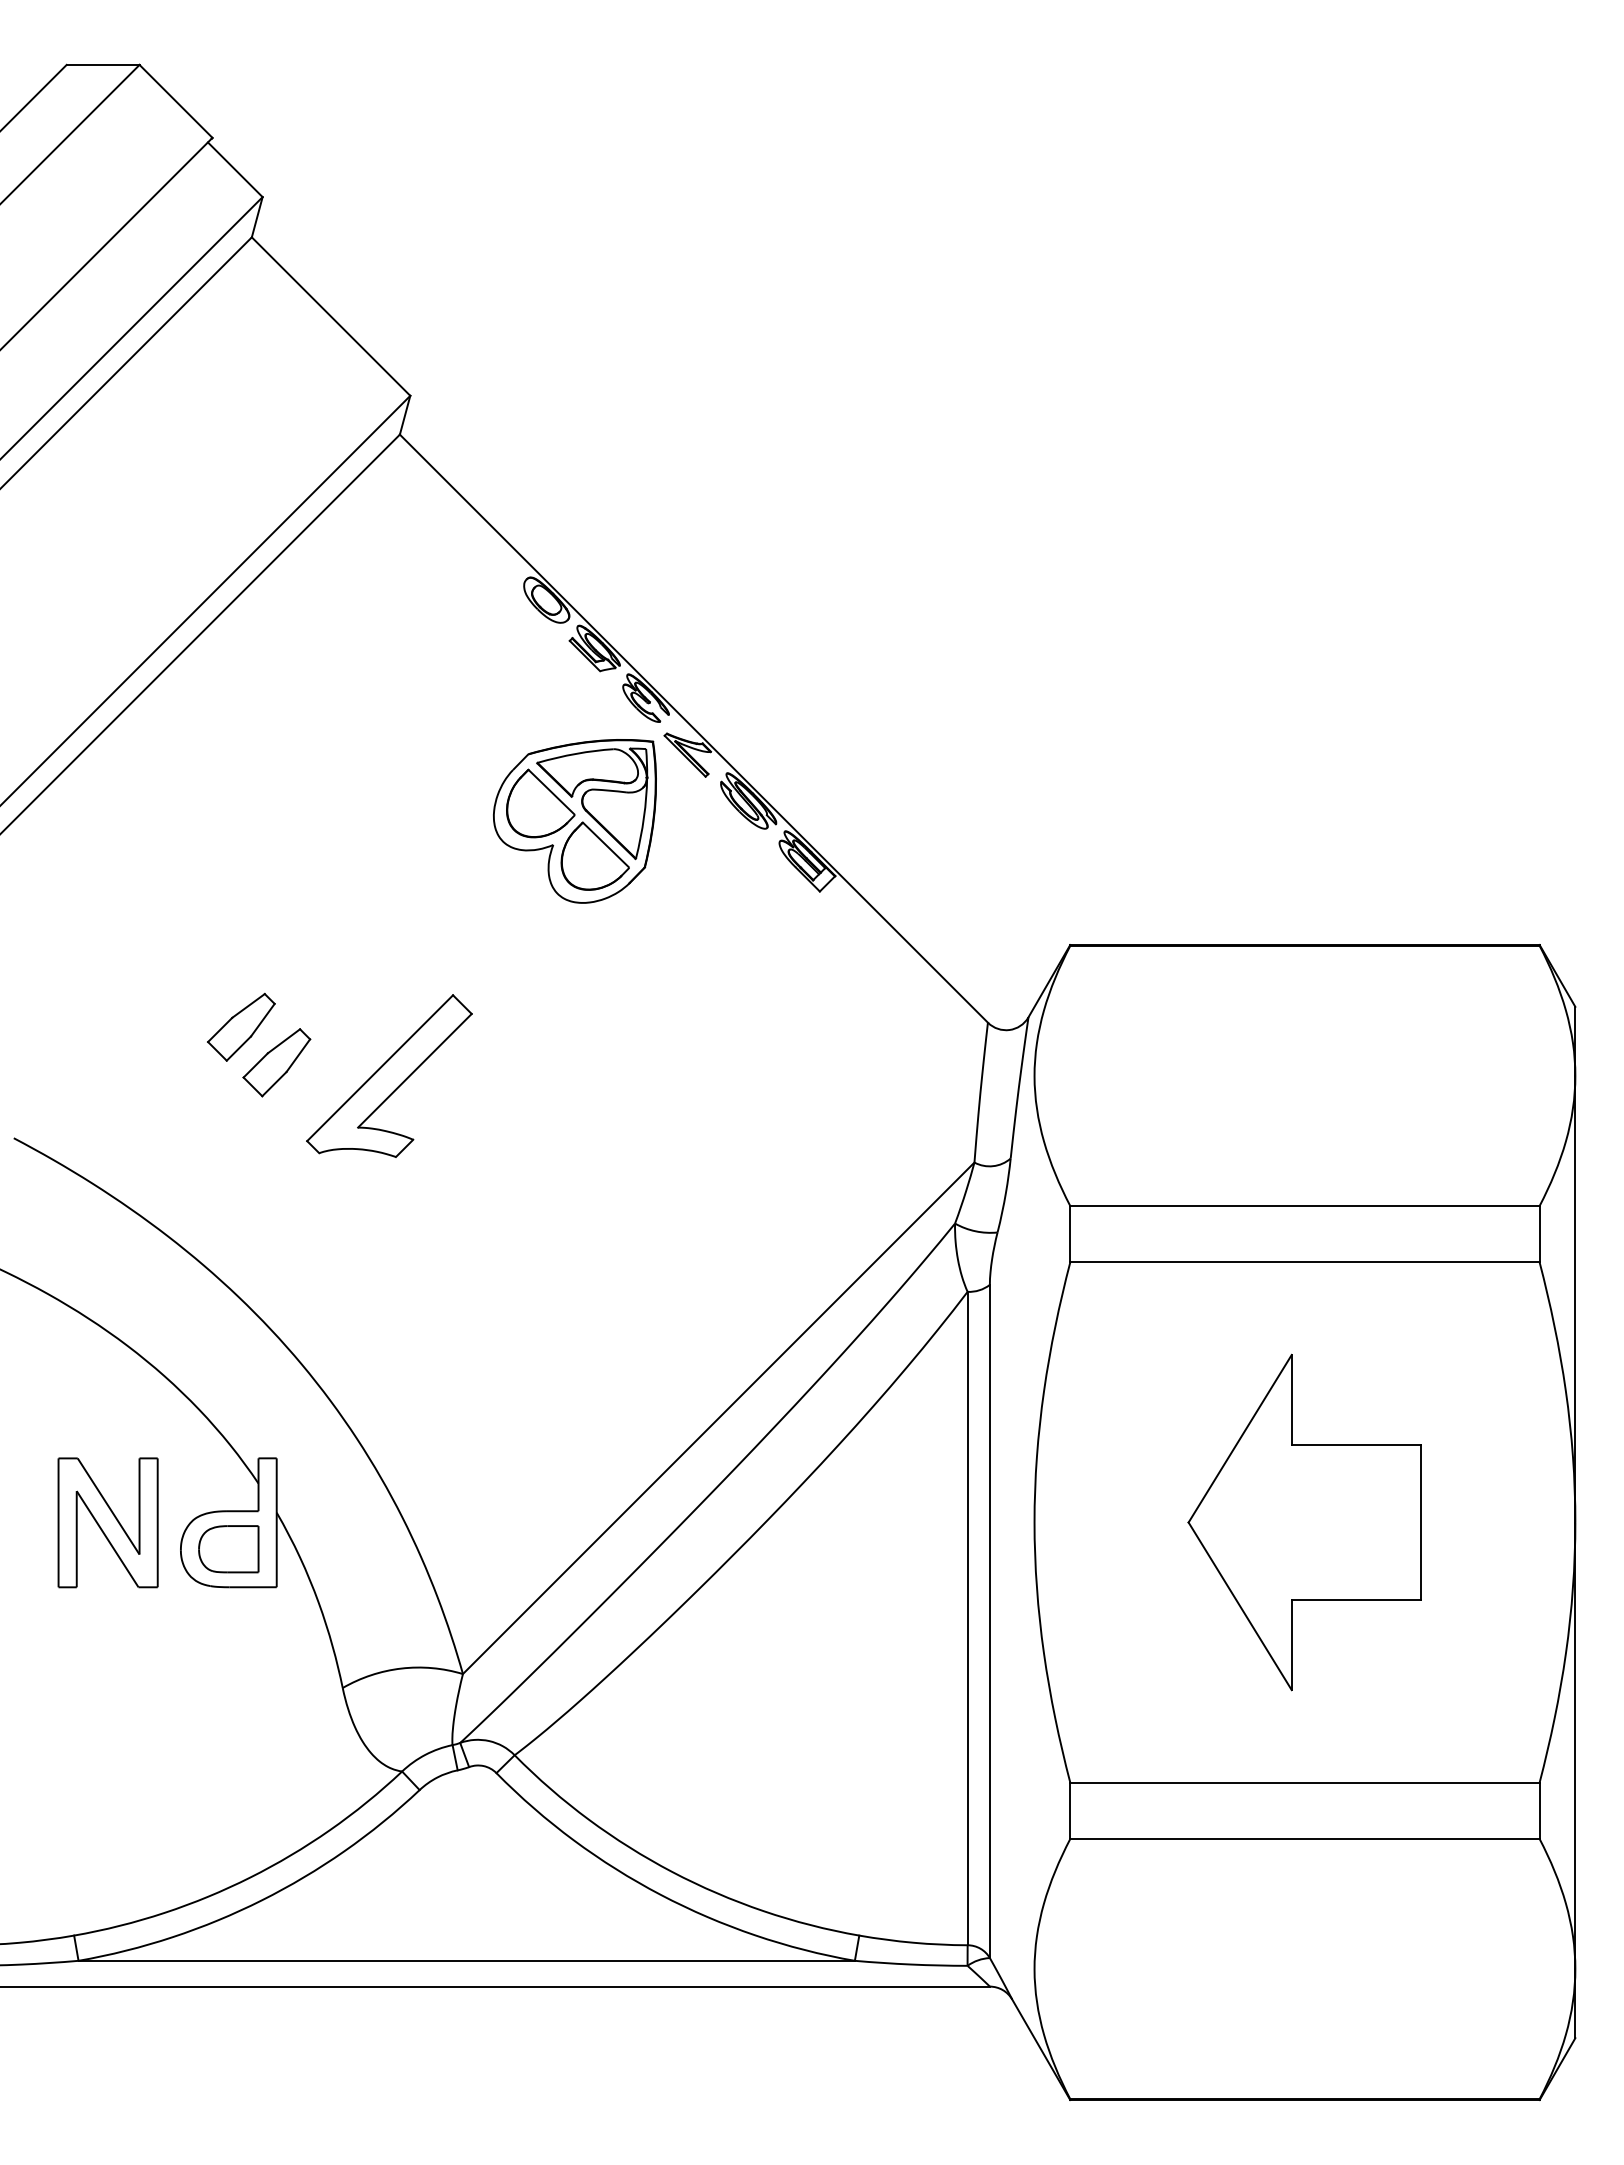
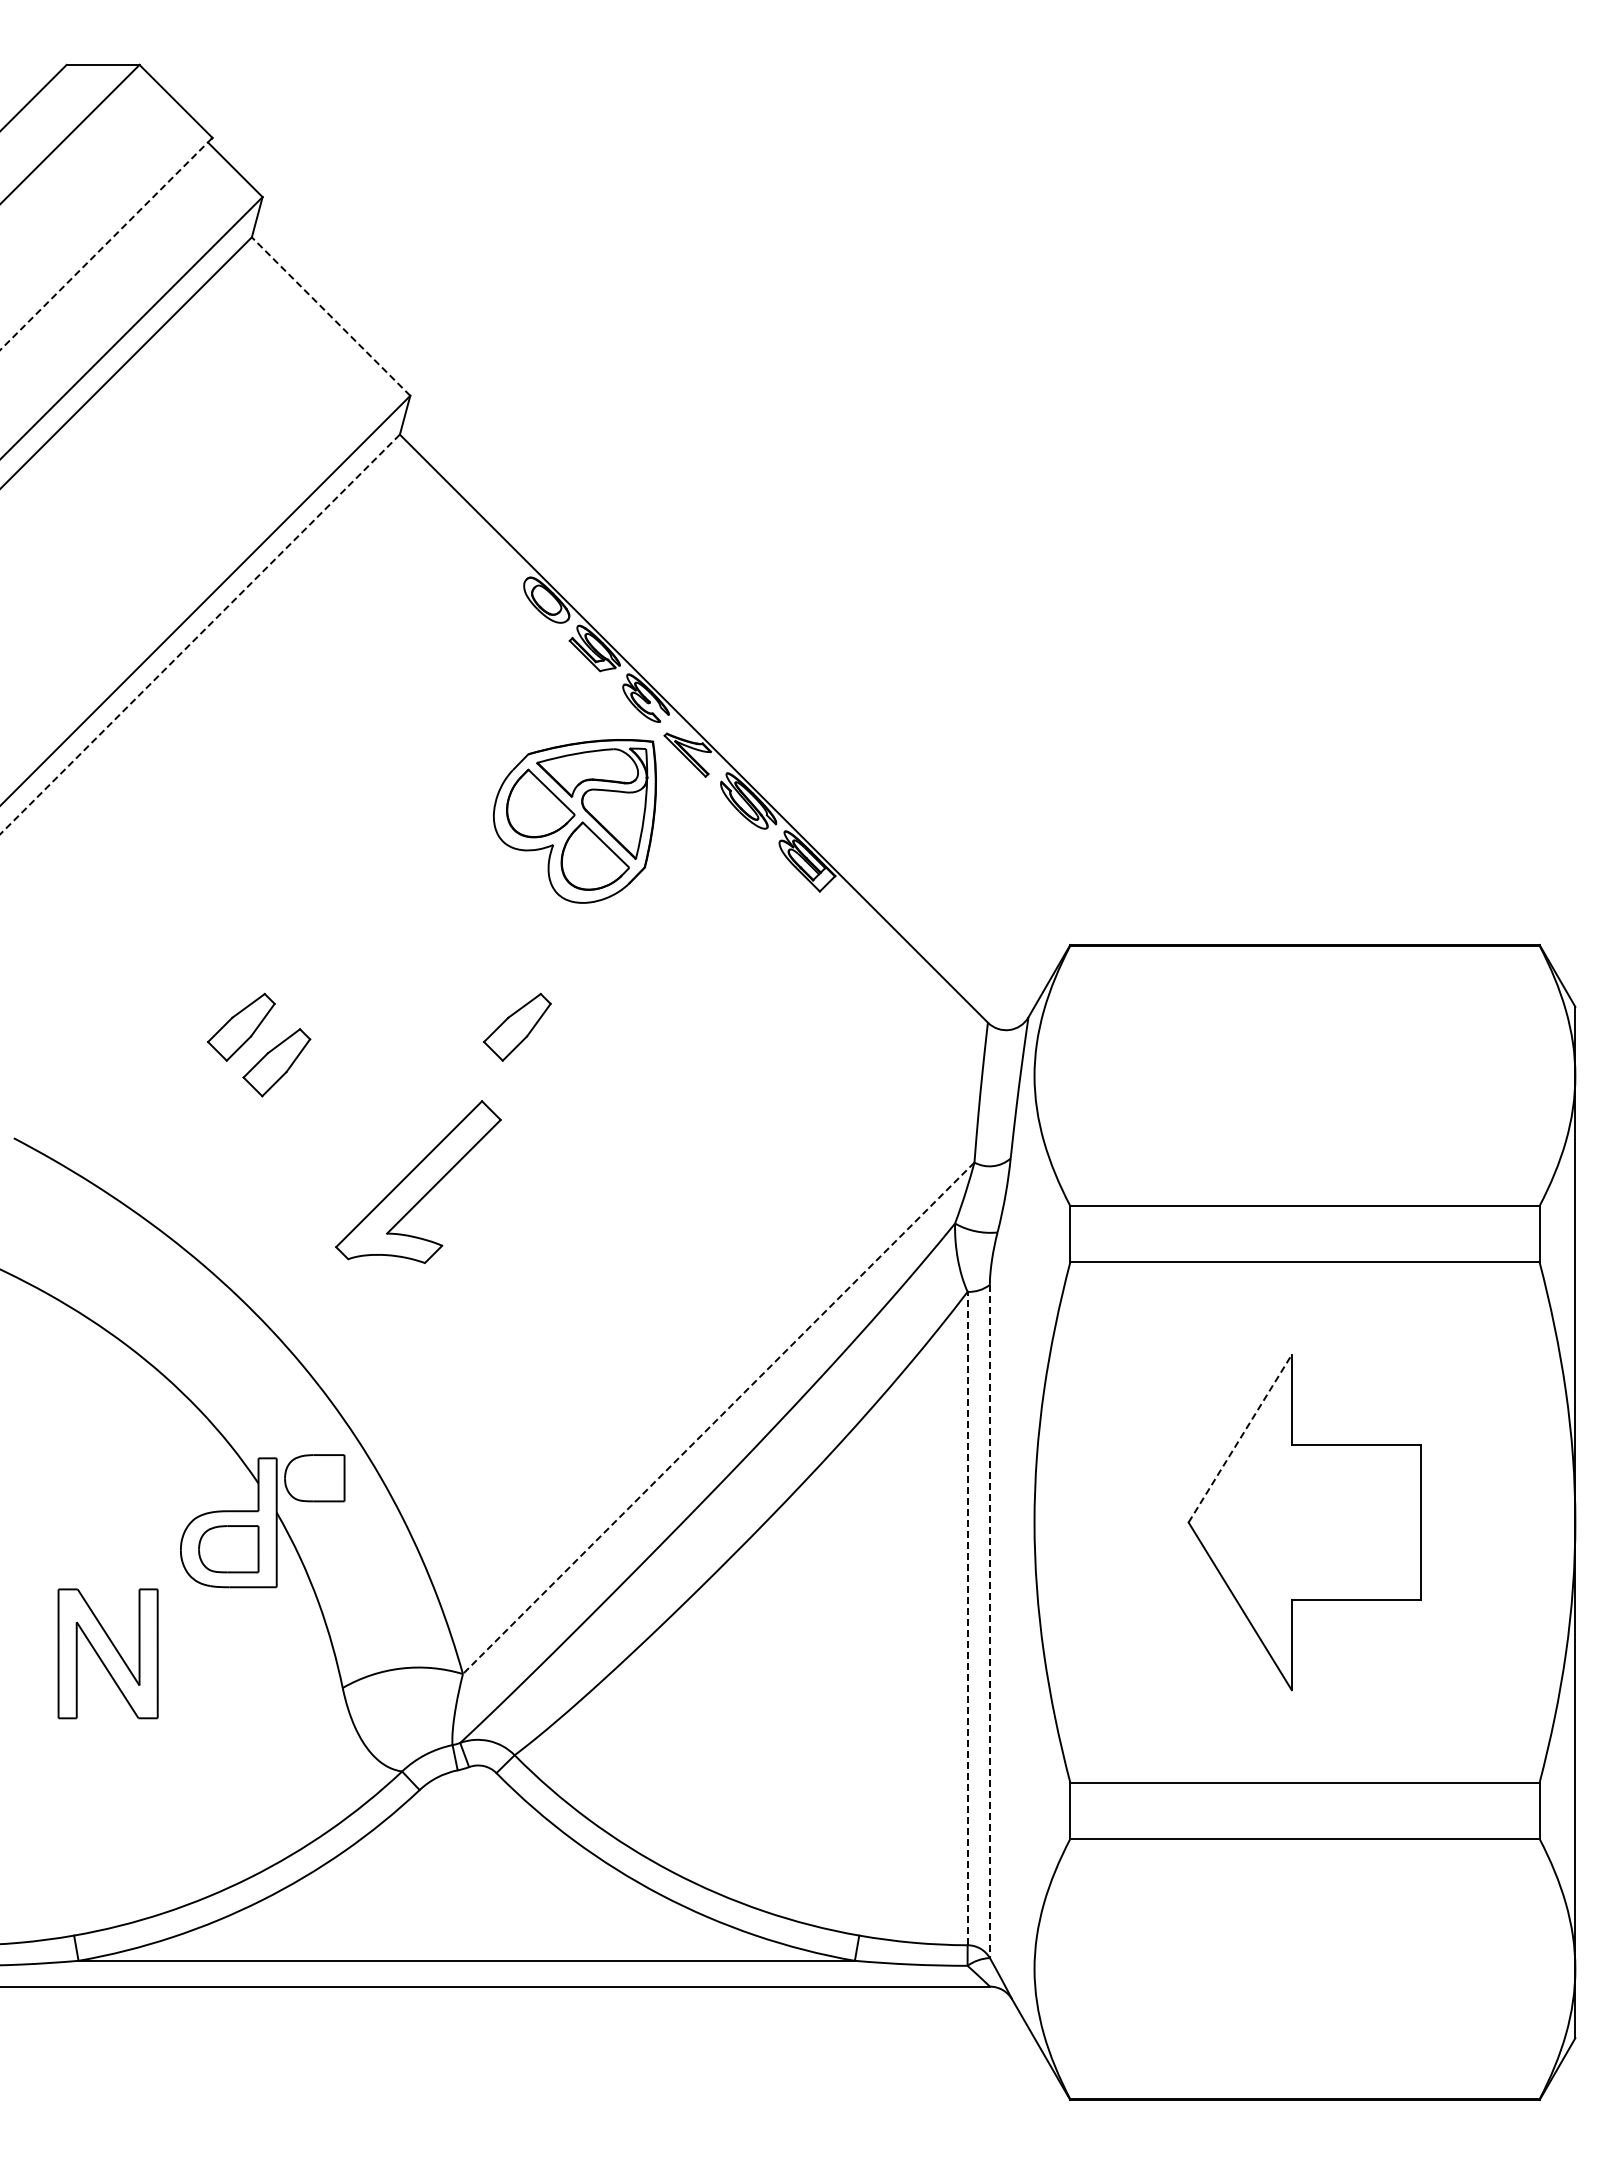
line: solid -> dashed (106, 244)
line: solid -> dashed (330, 316)
line: solid -> dashed (199, 634)
part: none -> present (517, 1026)
part position: (389, 1075) -> (418, 1181) (418, 1181)
line: solid -> dashed (718, 1418)
line: solid -> dashed (1240, 1438)
part: none -> present (314, 1478)
part position: (107, 1522) -> (107, 1653) (107, 1653)
line: solid -> dashed (967, 1618)
line: solid -> dashed (989, 1621)
